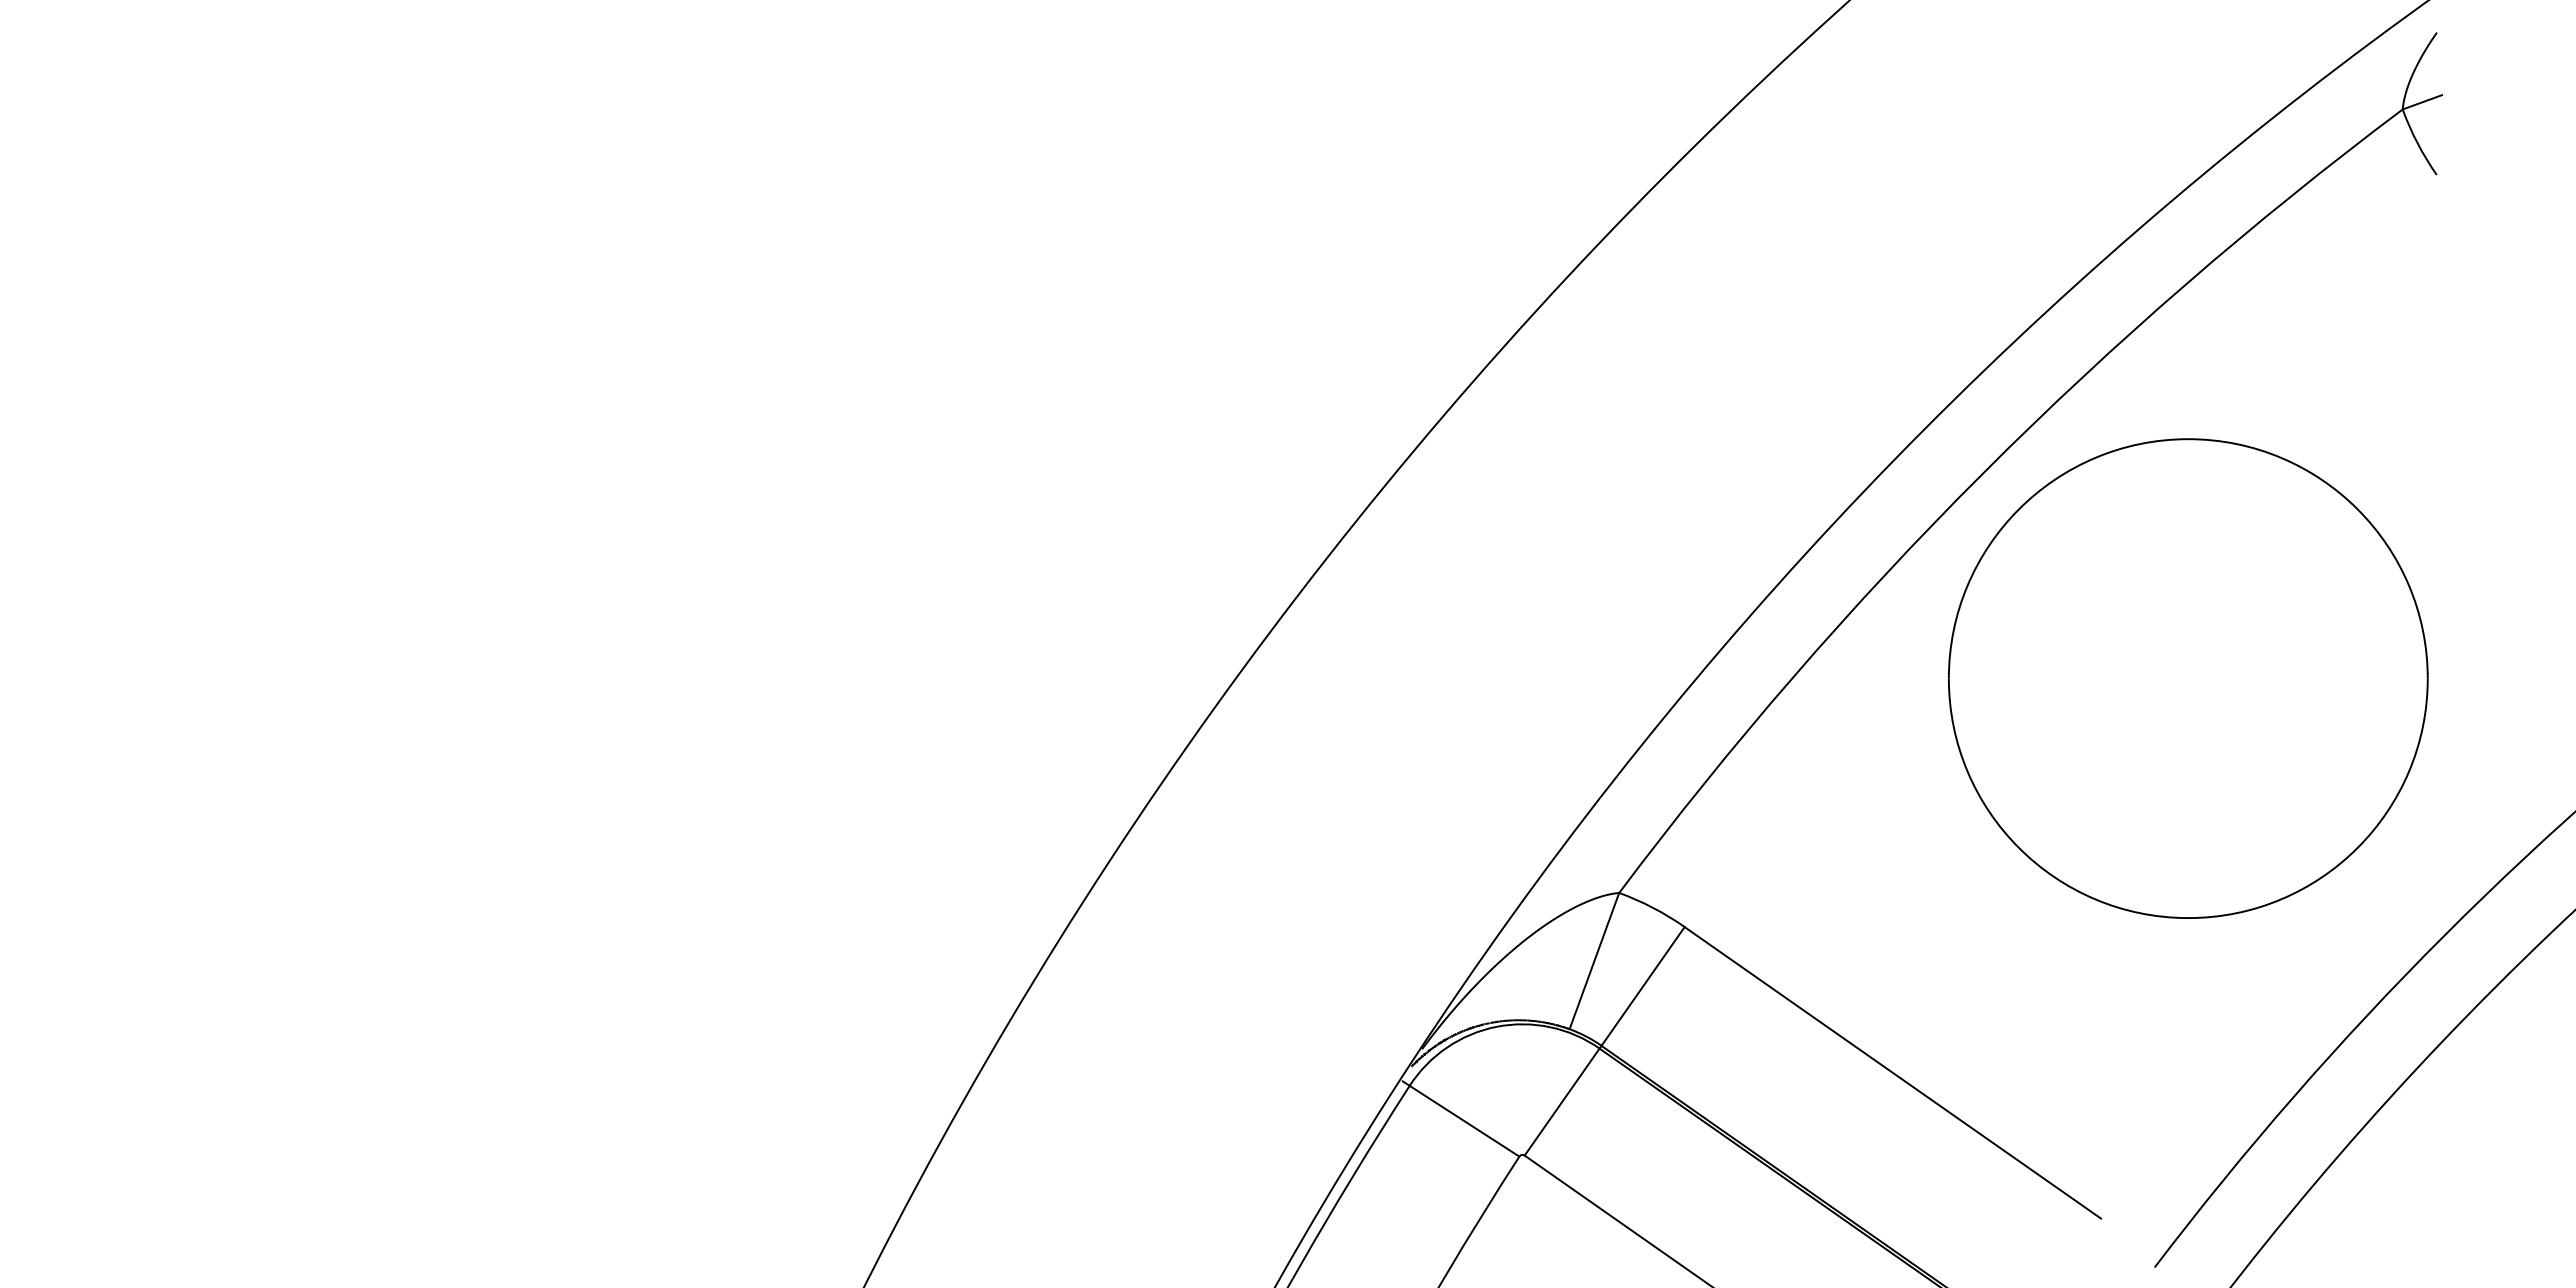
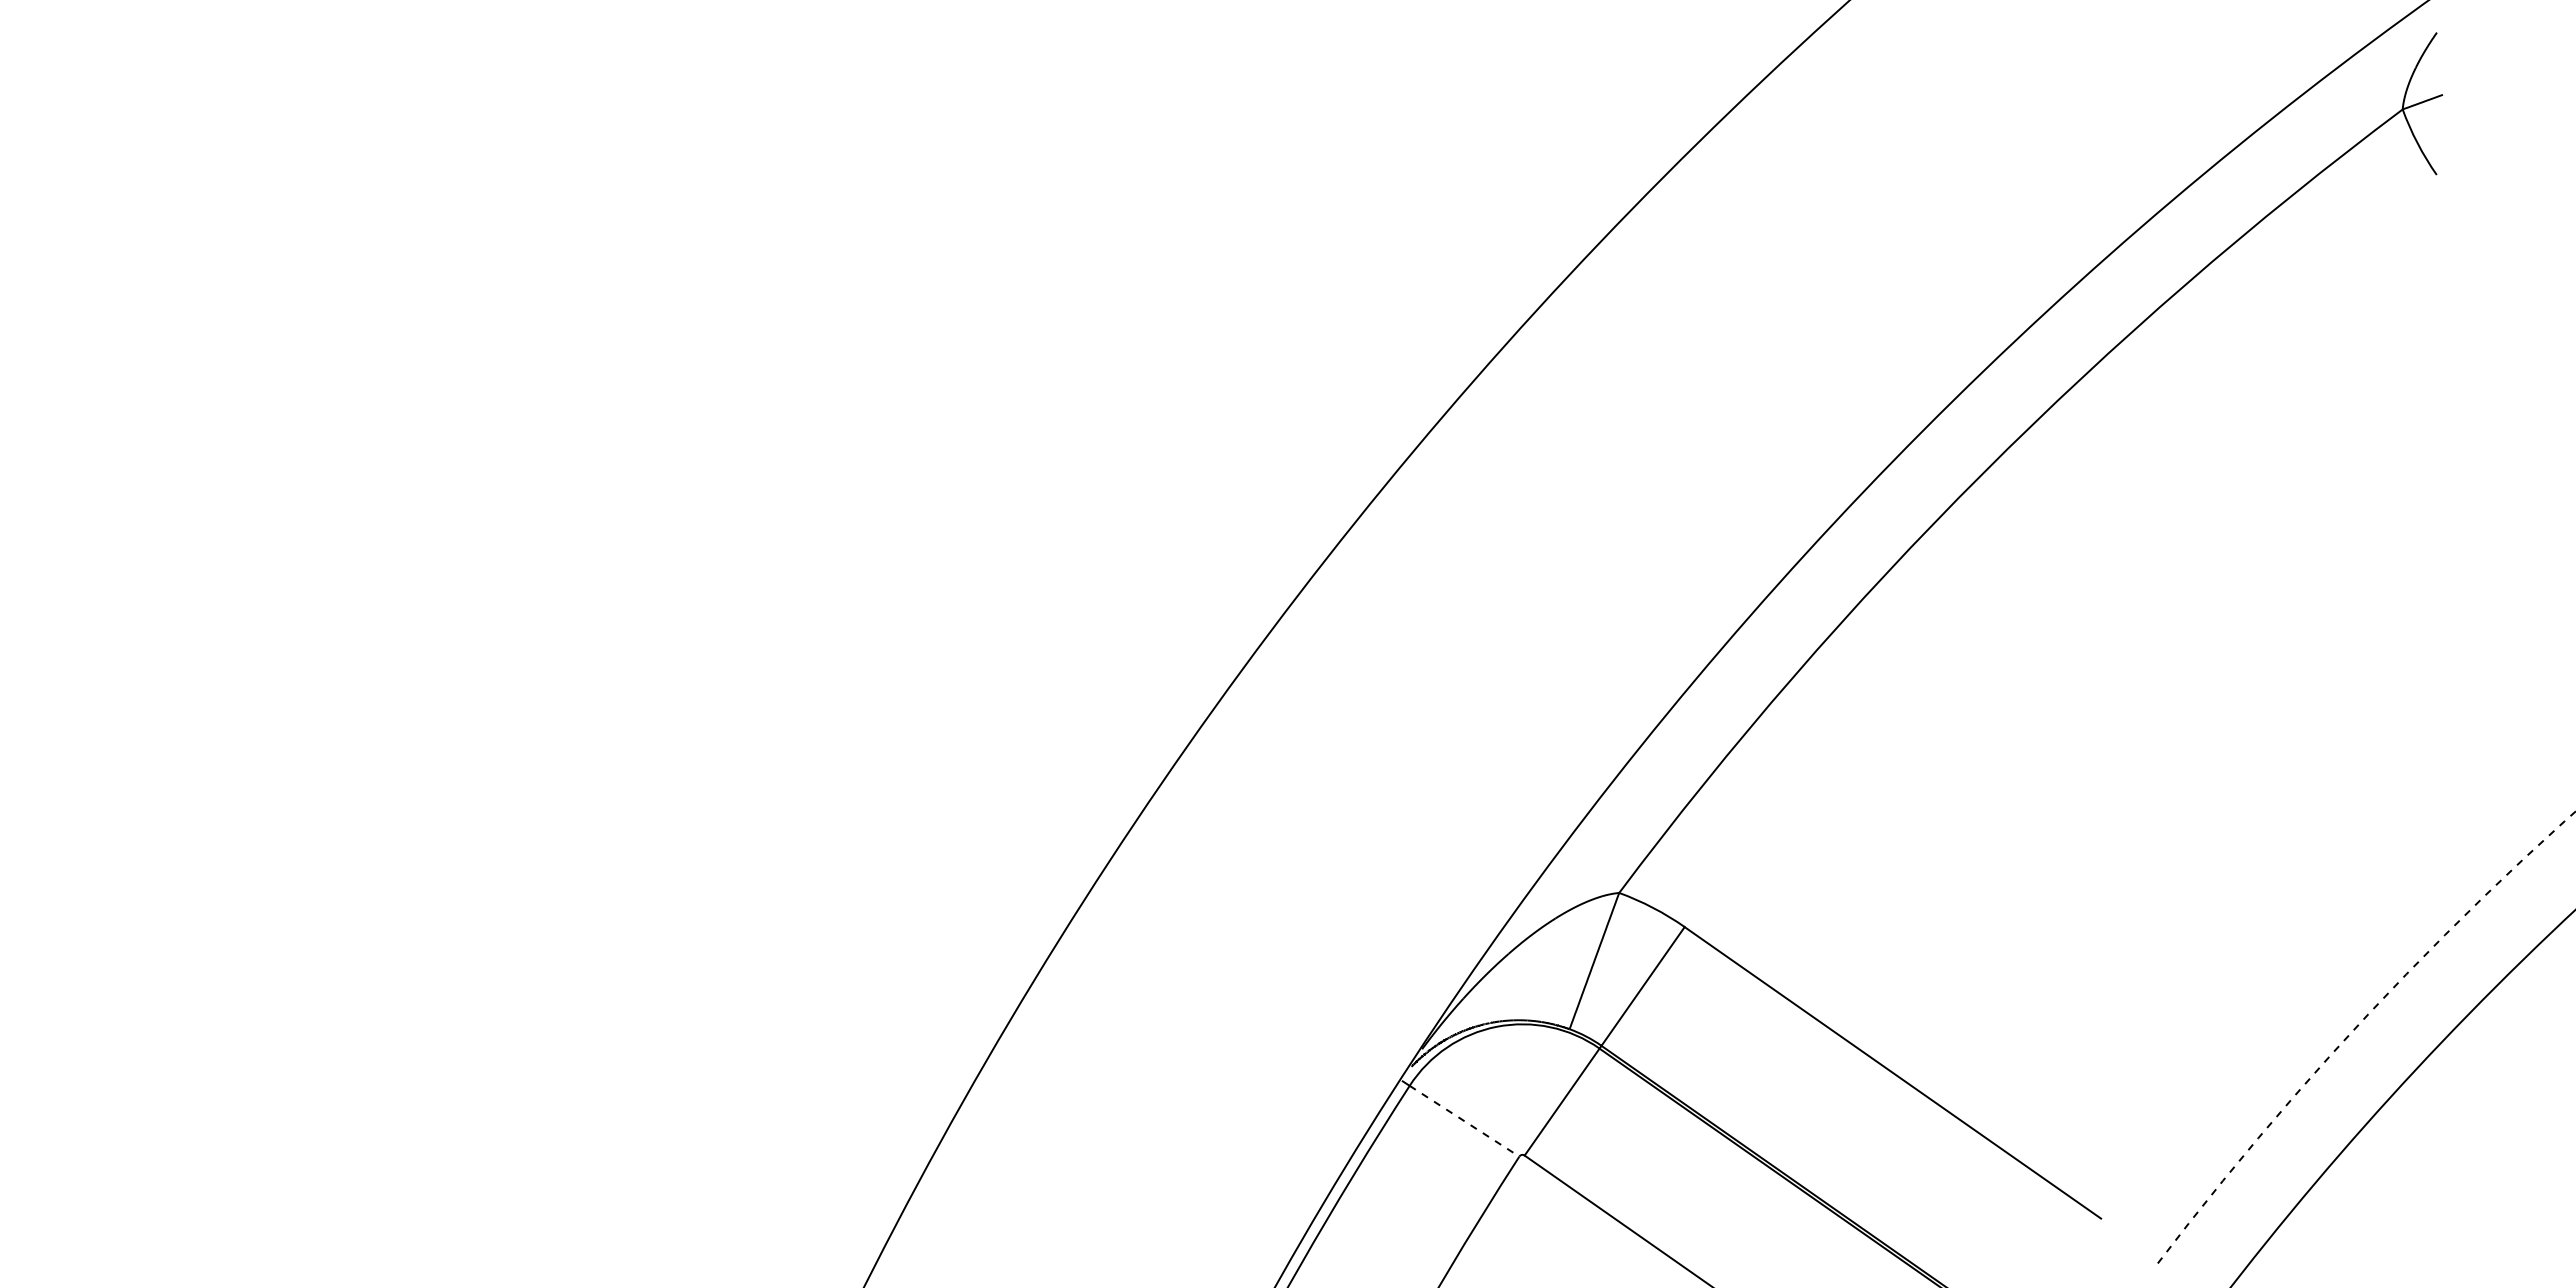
part: present -> none (2188, 678)
arc: solid -> dashed (2354, 1028)
line: solid -> dashed (1464, 1121)
